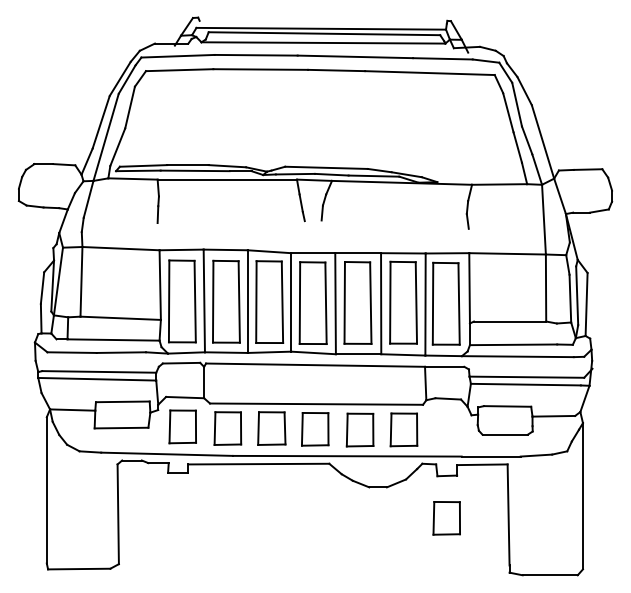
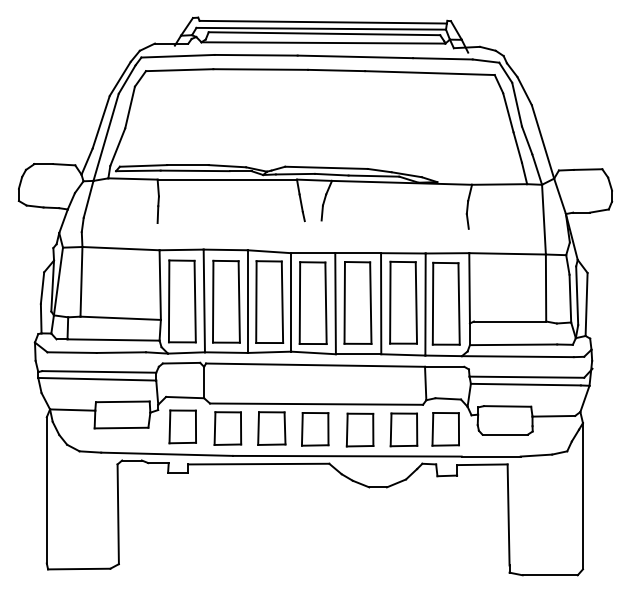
line: none -> present (322, 21)
part position: (446, 518) -> (445, 429) (445, 429)
